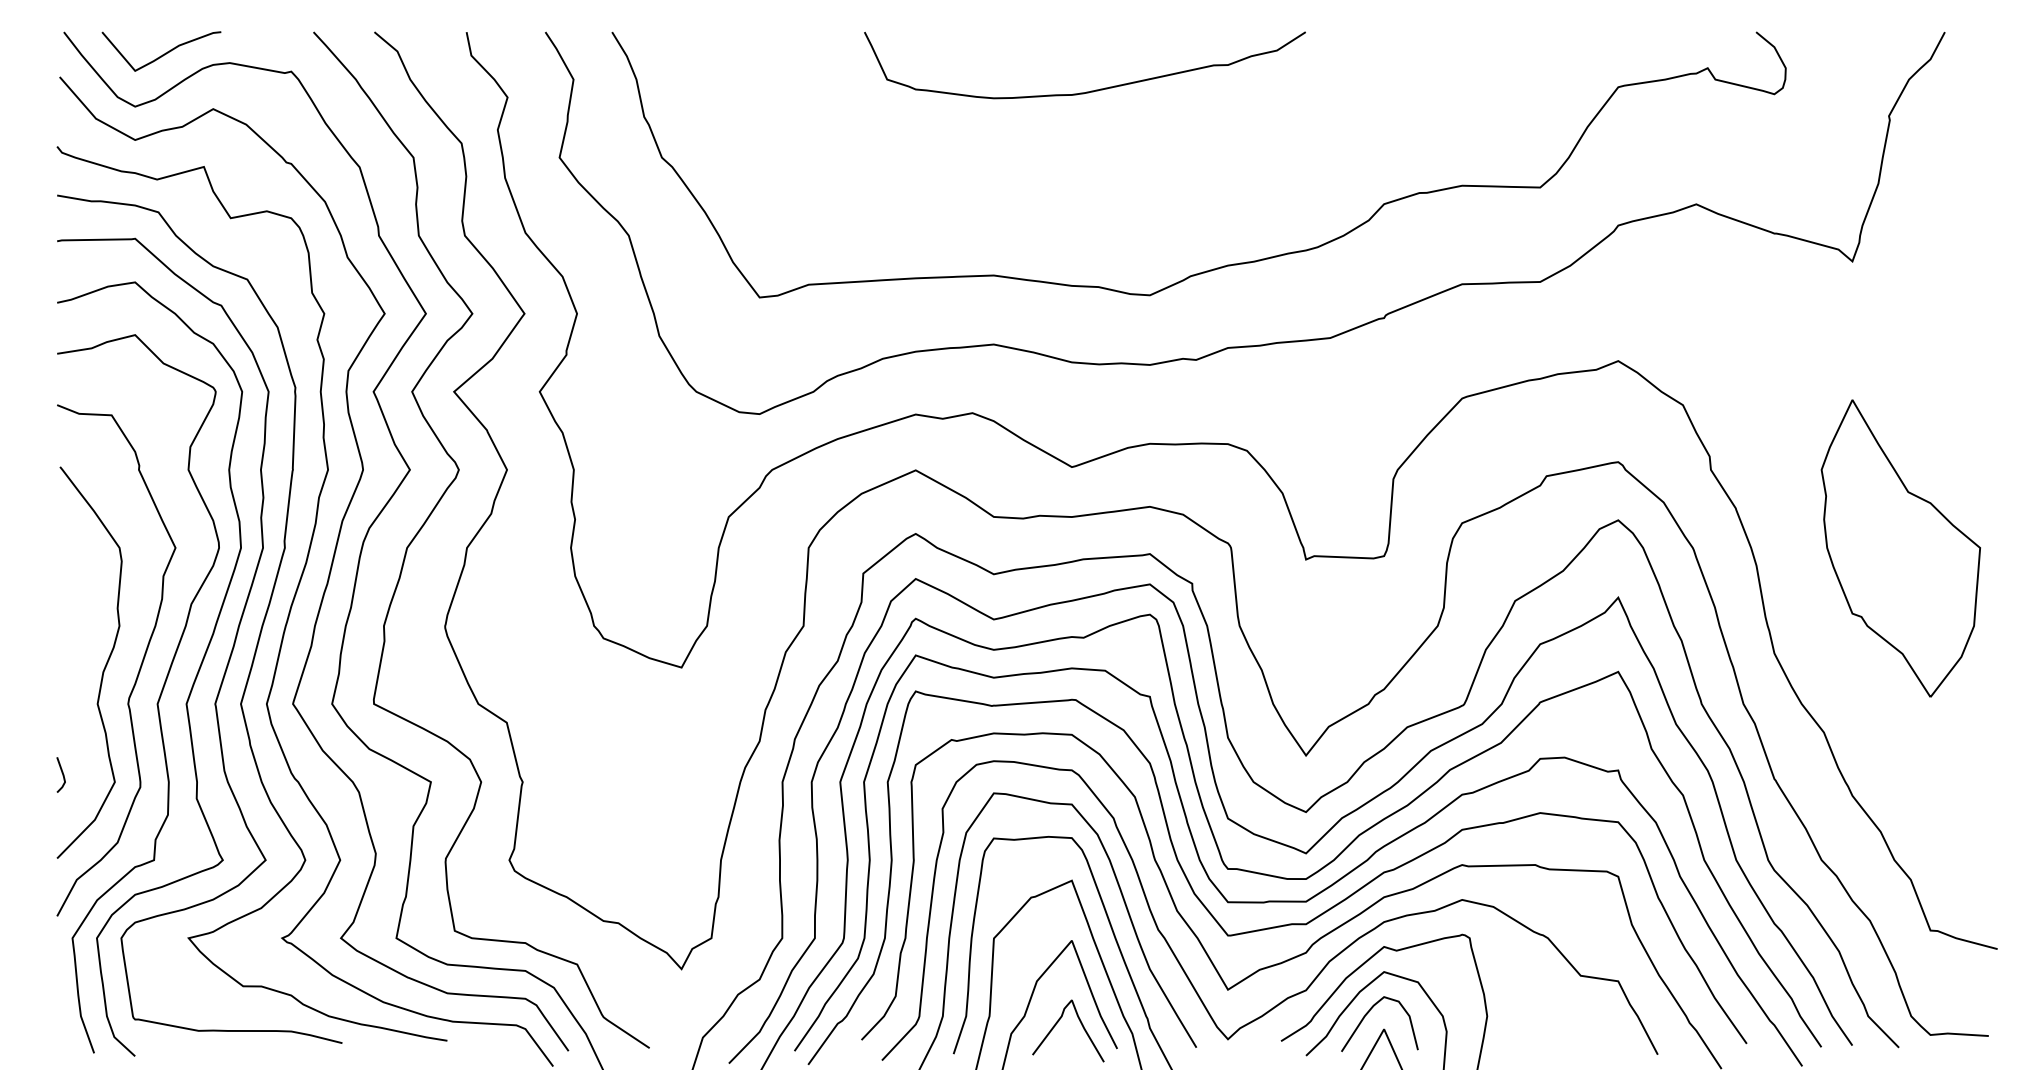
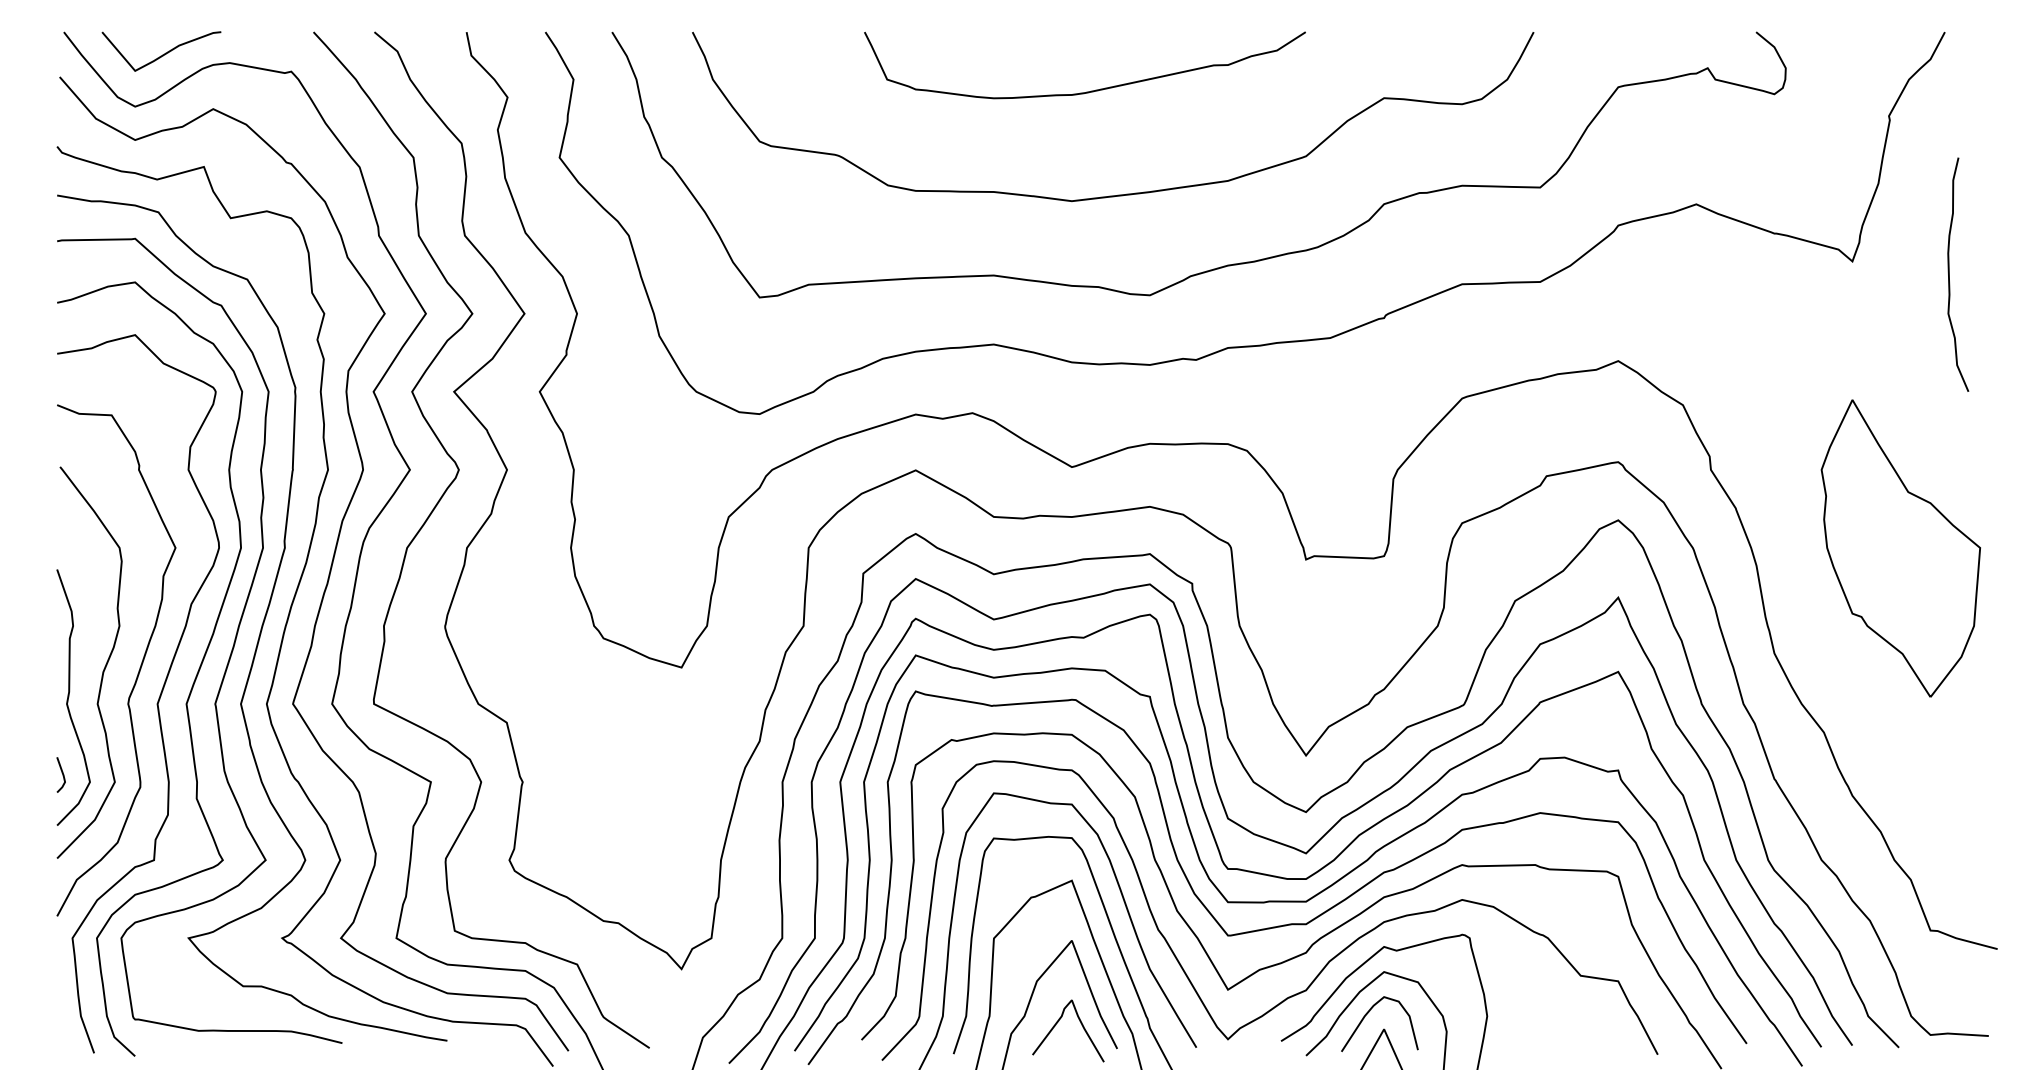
curve: none -> present (1126, 193)
curve: none -> present (1949, 274)
curve: none -> present (69, 697)
